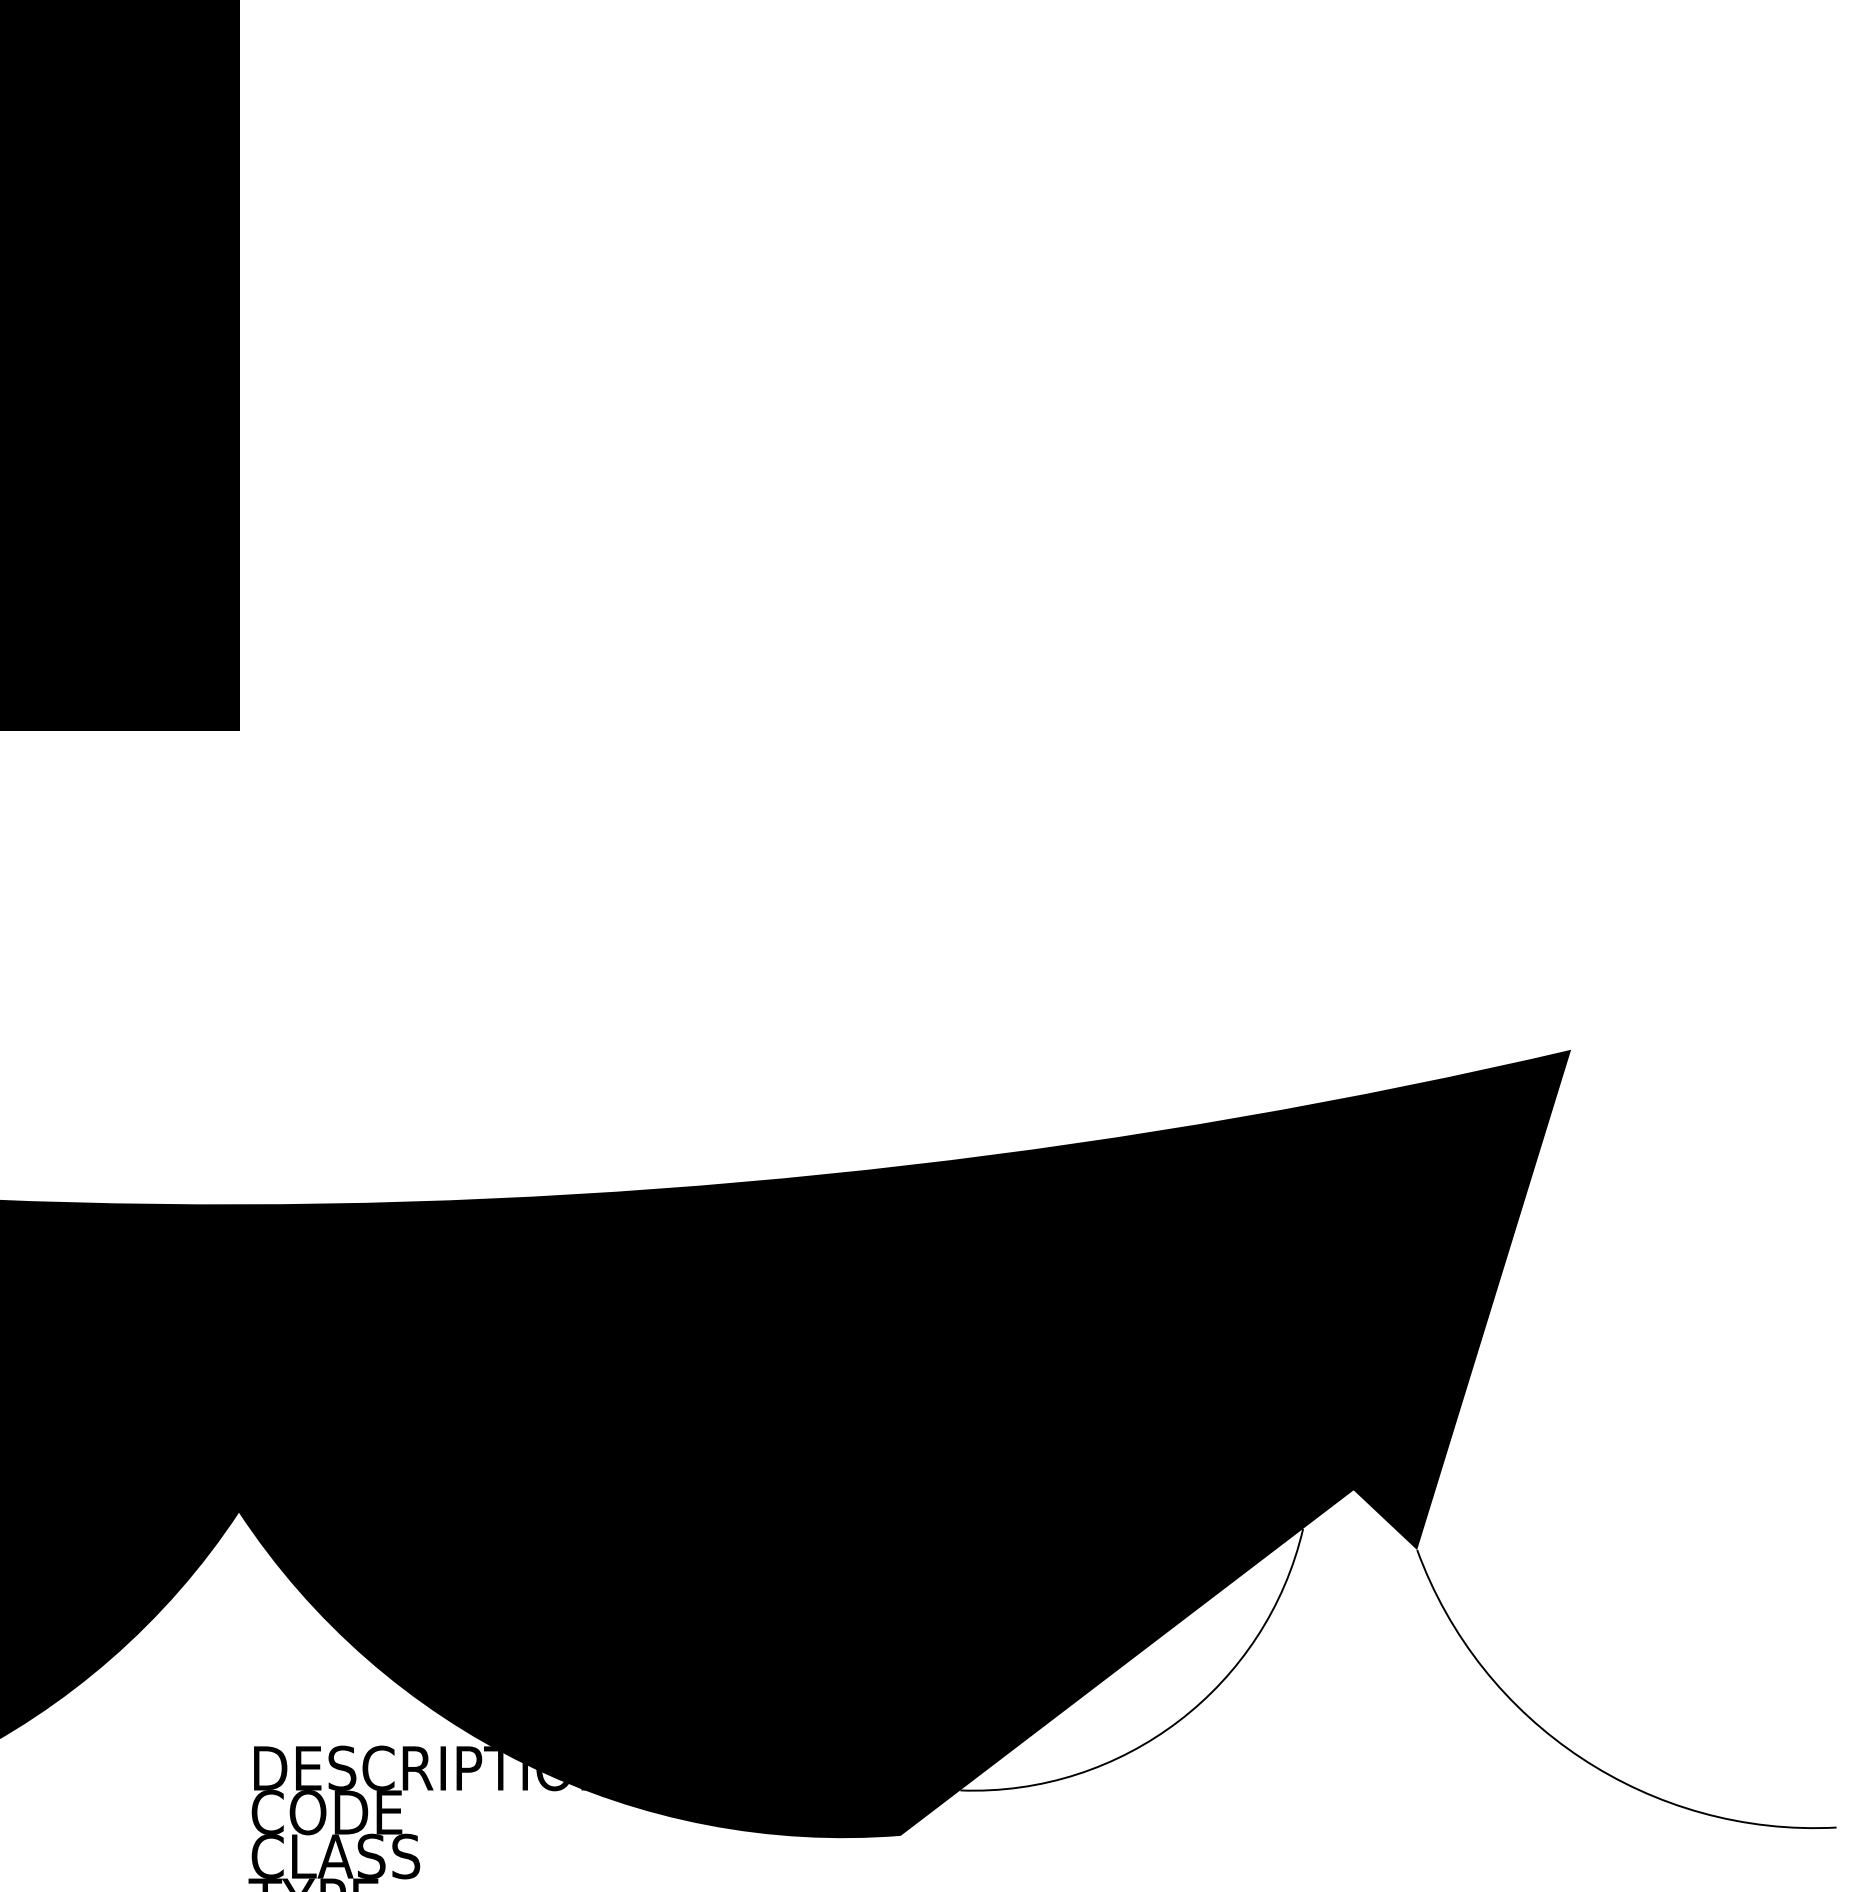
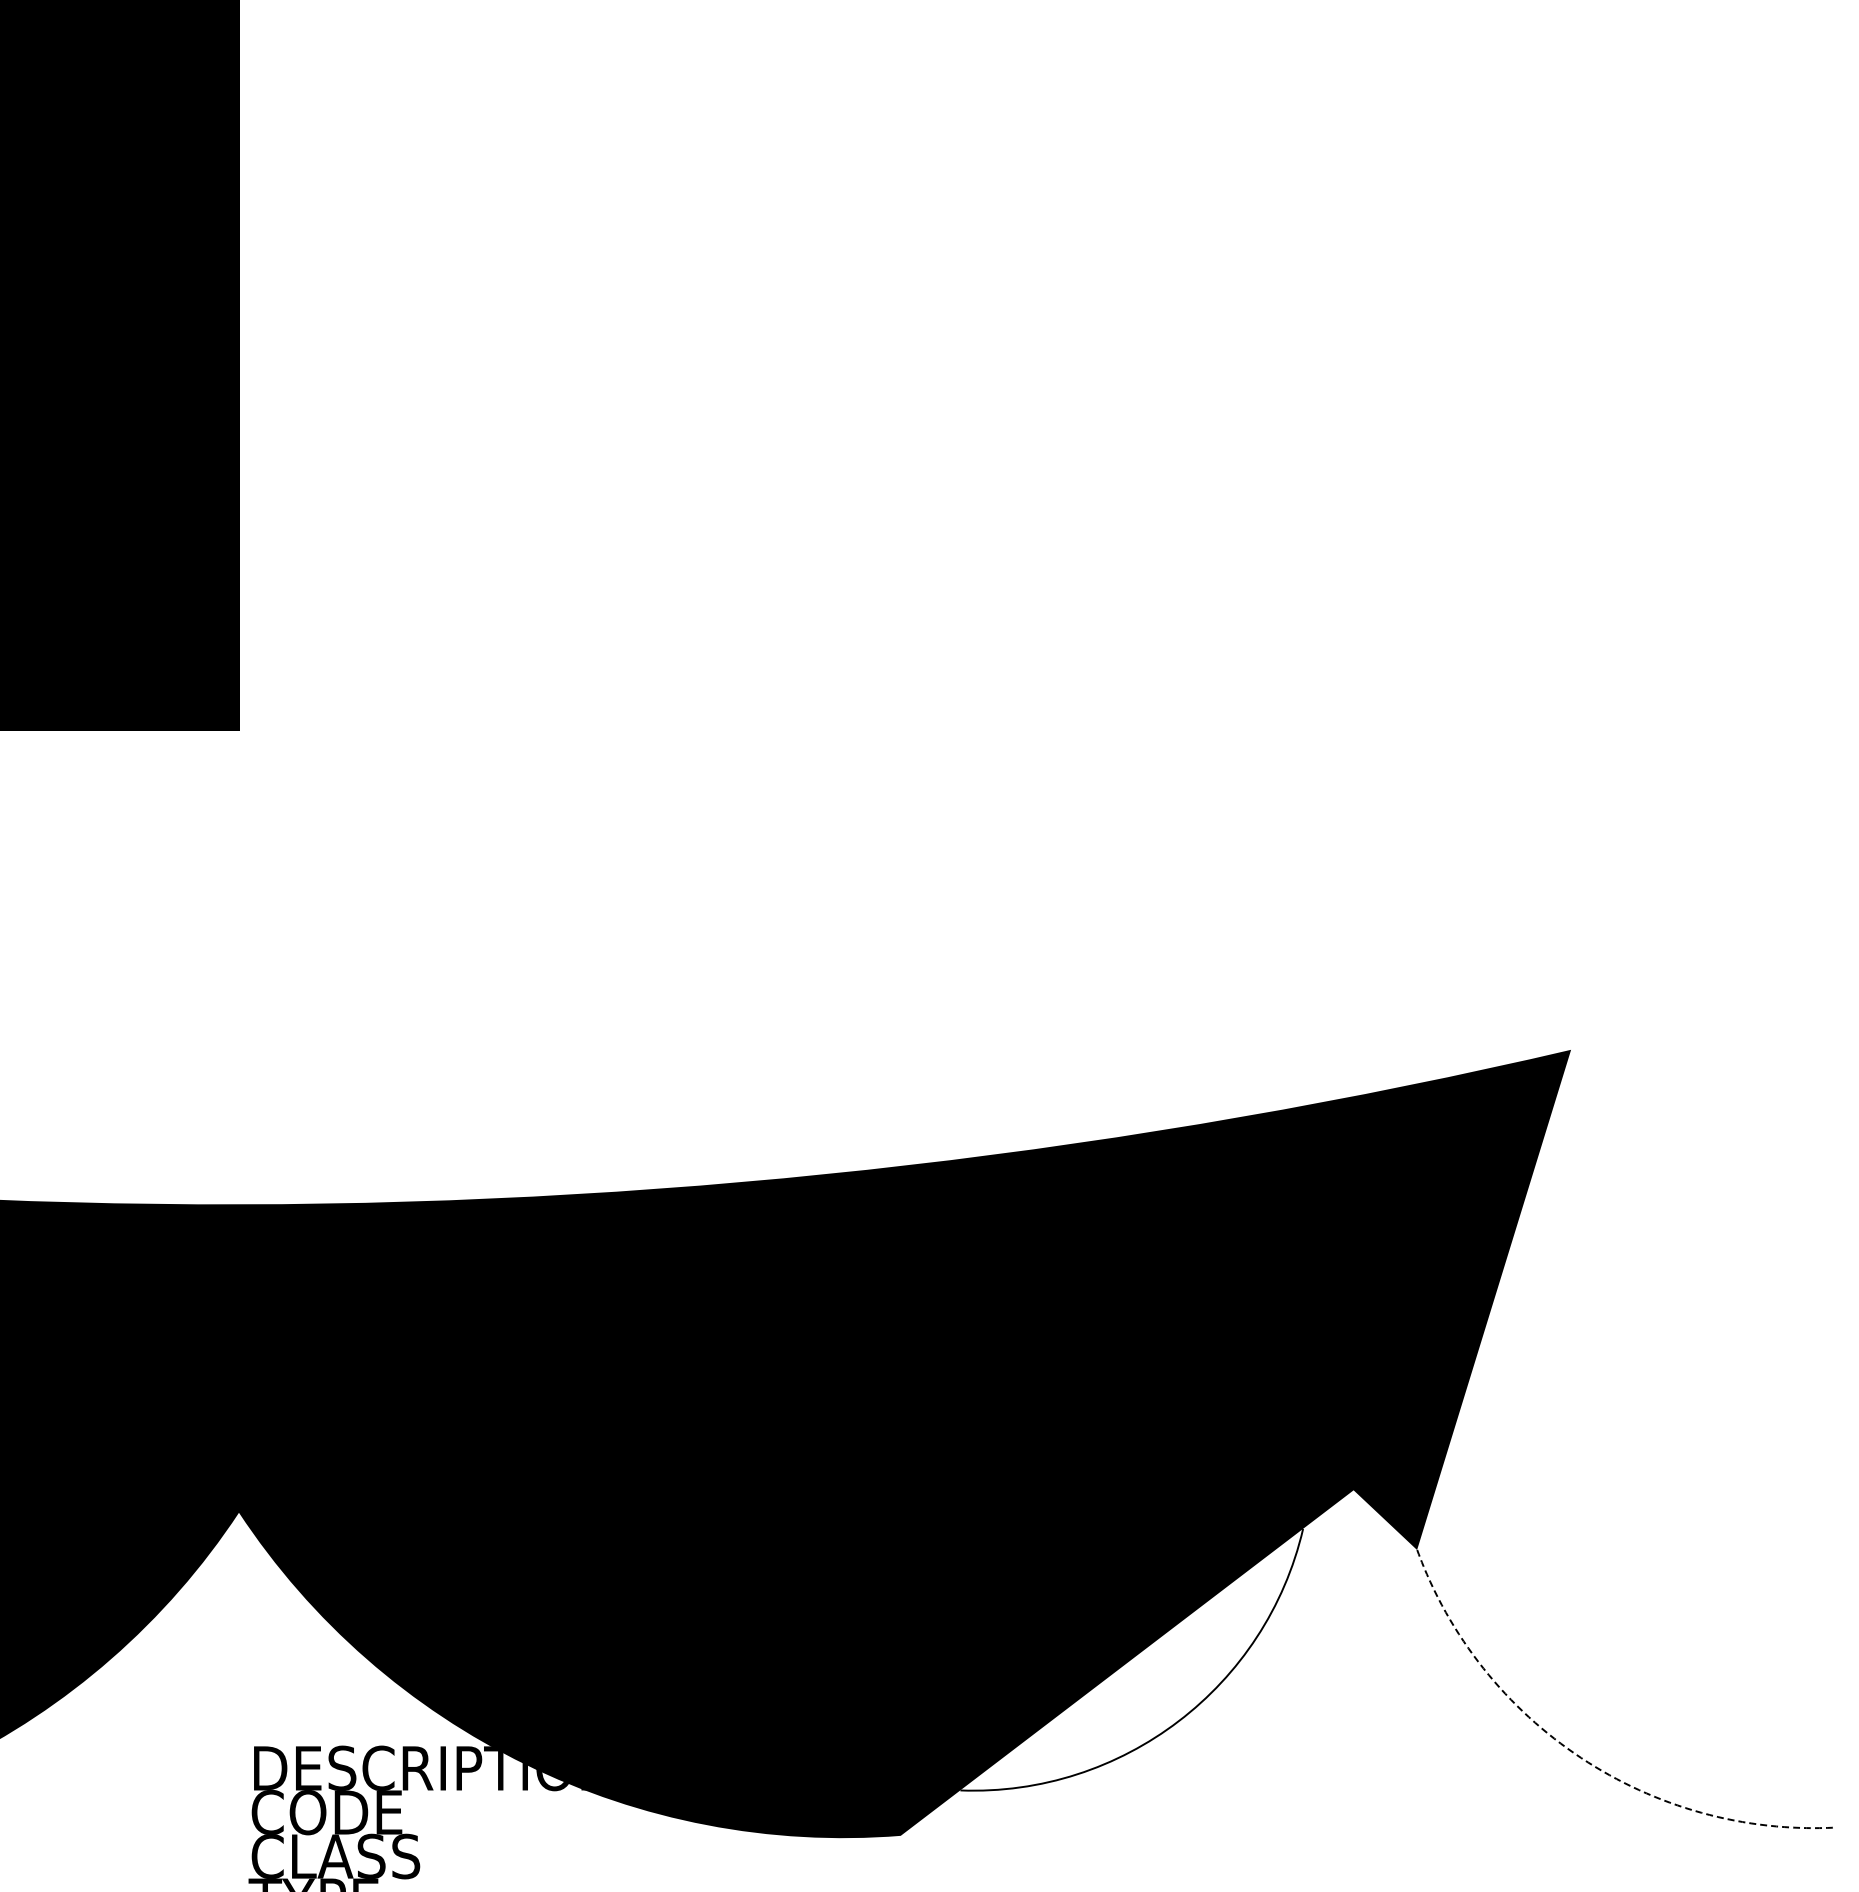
arc: solid -> dashed (1581, 1757)
